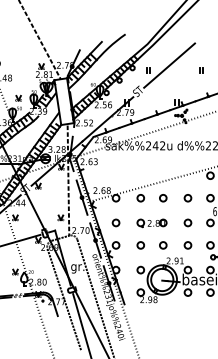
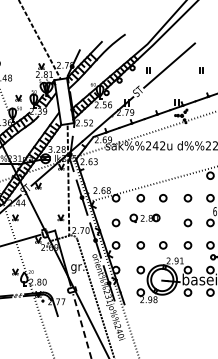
part position: (151, 223) -> (144, 218) (144, 218)
line: present -> none (64, 299)
line: solid -> dashed (82, 326)
